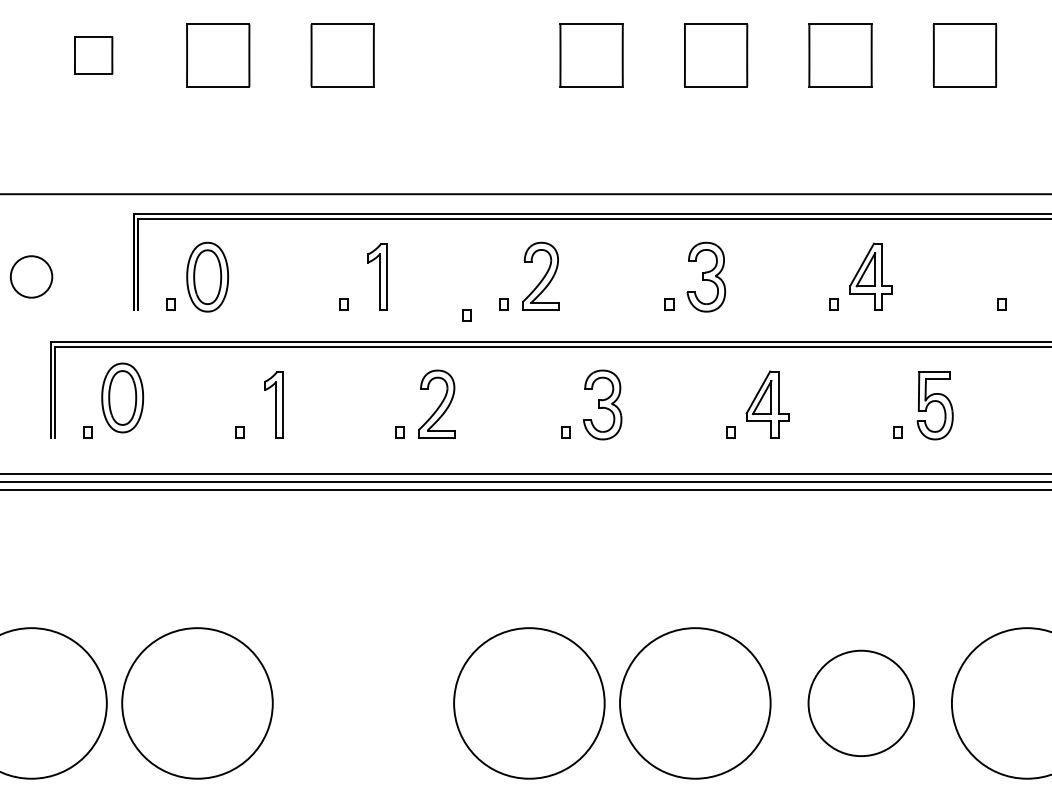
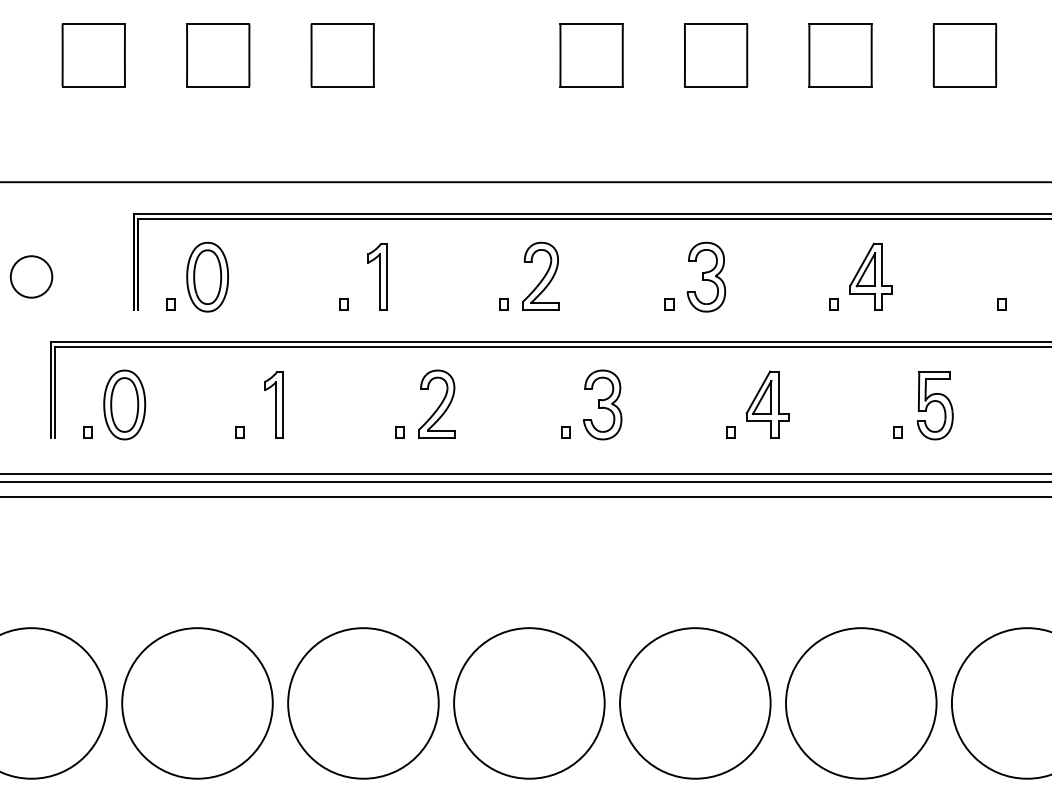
part size: 40x39 px -> 65x65 px (93, 55)
line position: (525, 194) -> (525, 182) (525, 182)
part: present -> none (466, 315)
part position: (122, 397) -> (124, 404) (124, 404)
line position: (525, 490) -> (525, 497) (525, 497)
circle: none -> present (363, 703)
circle diameter: 105 px -> 151 px (860, 703)
